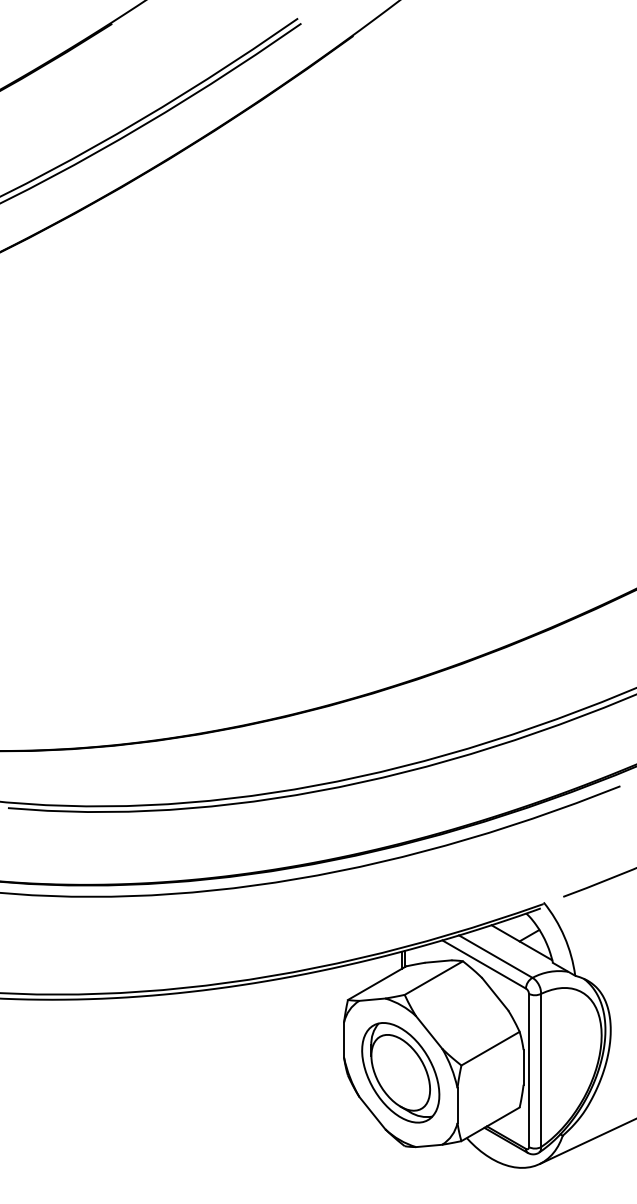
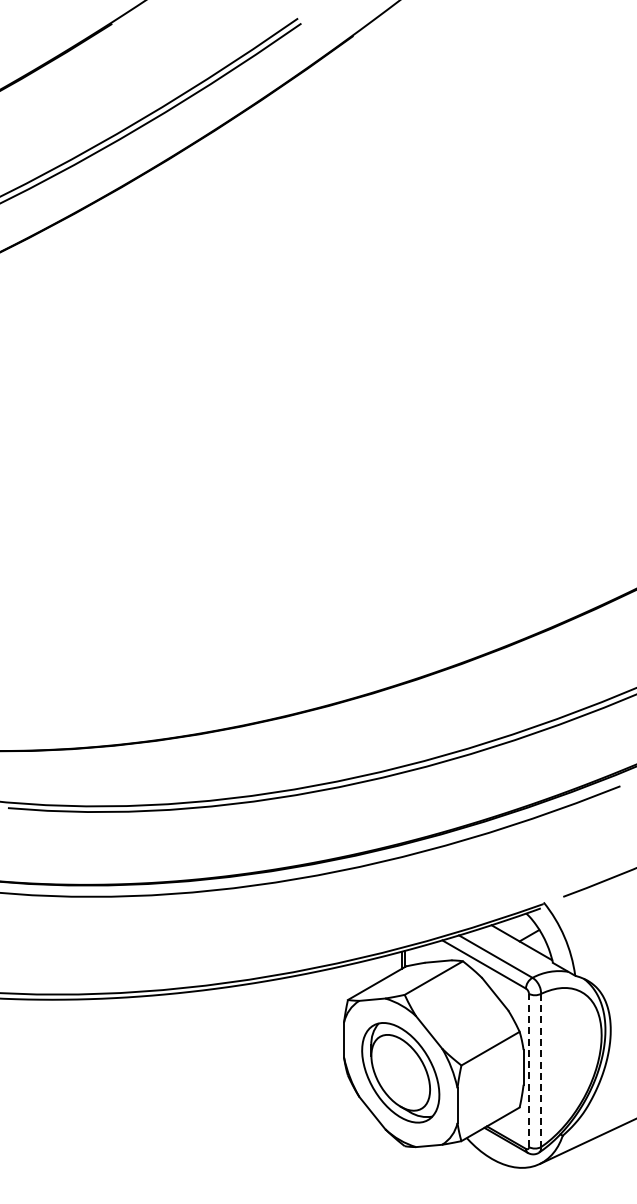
line: solid -> dashed (528, 1070)
line: solid -> dashed (541, 1070)
